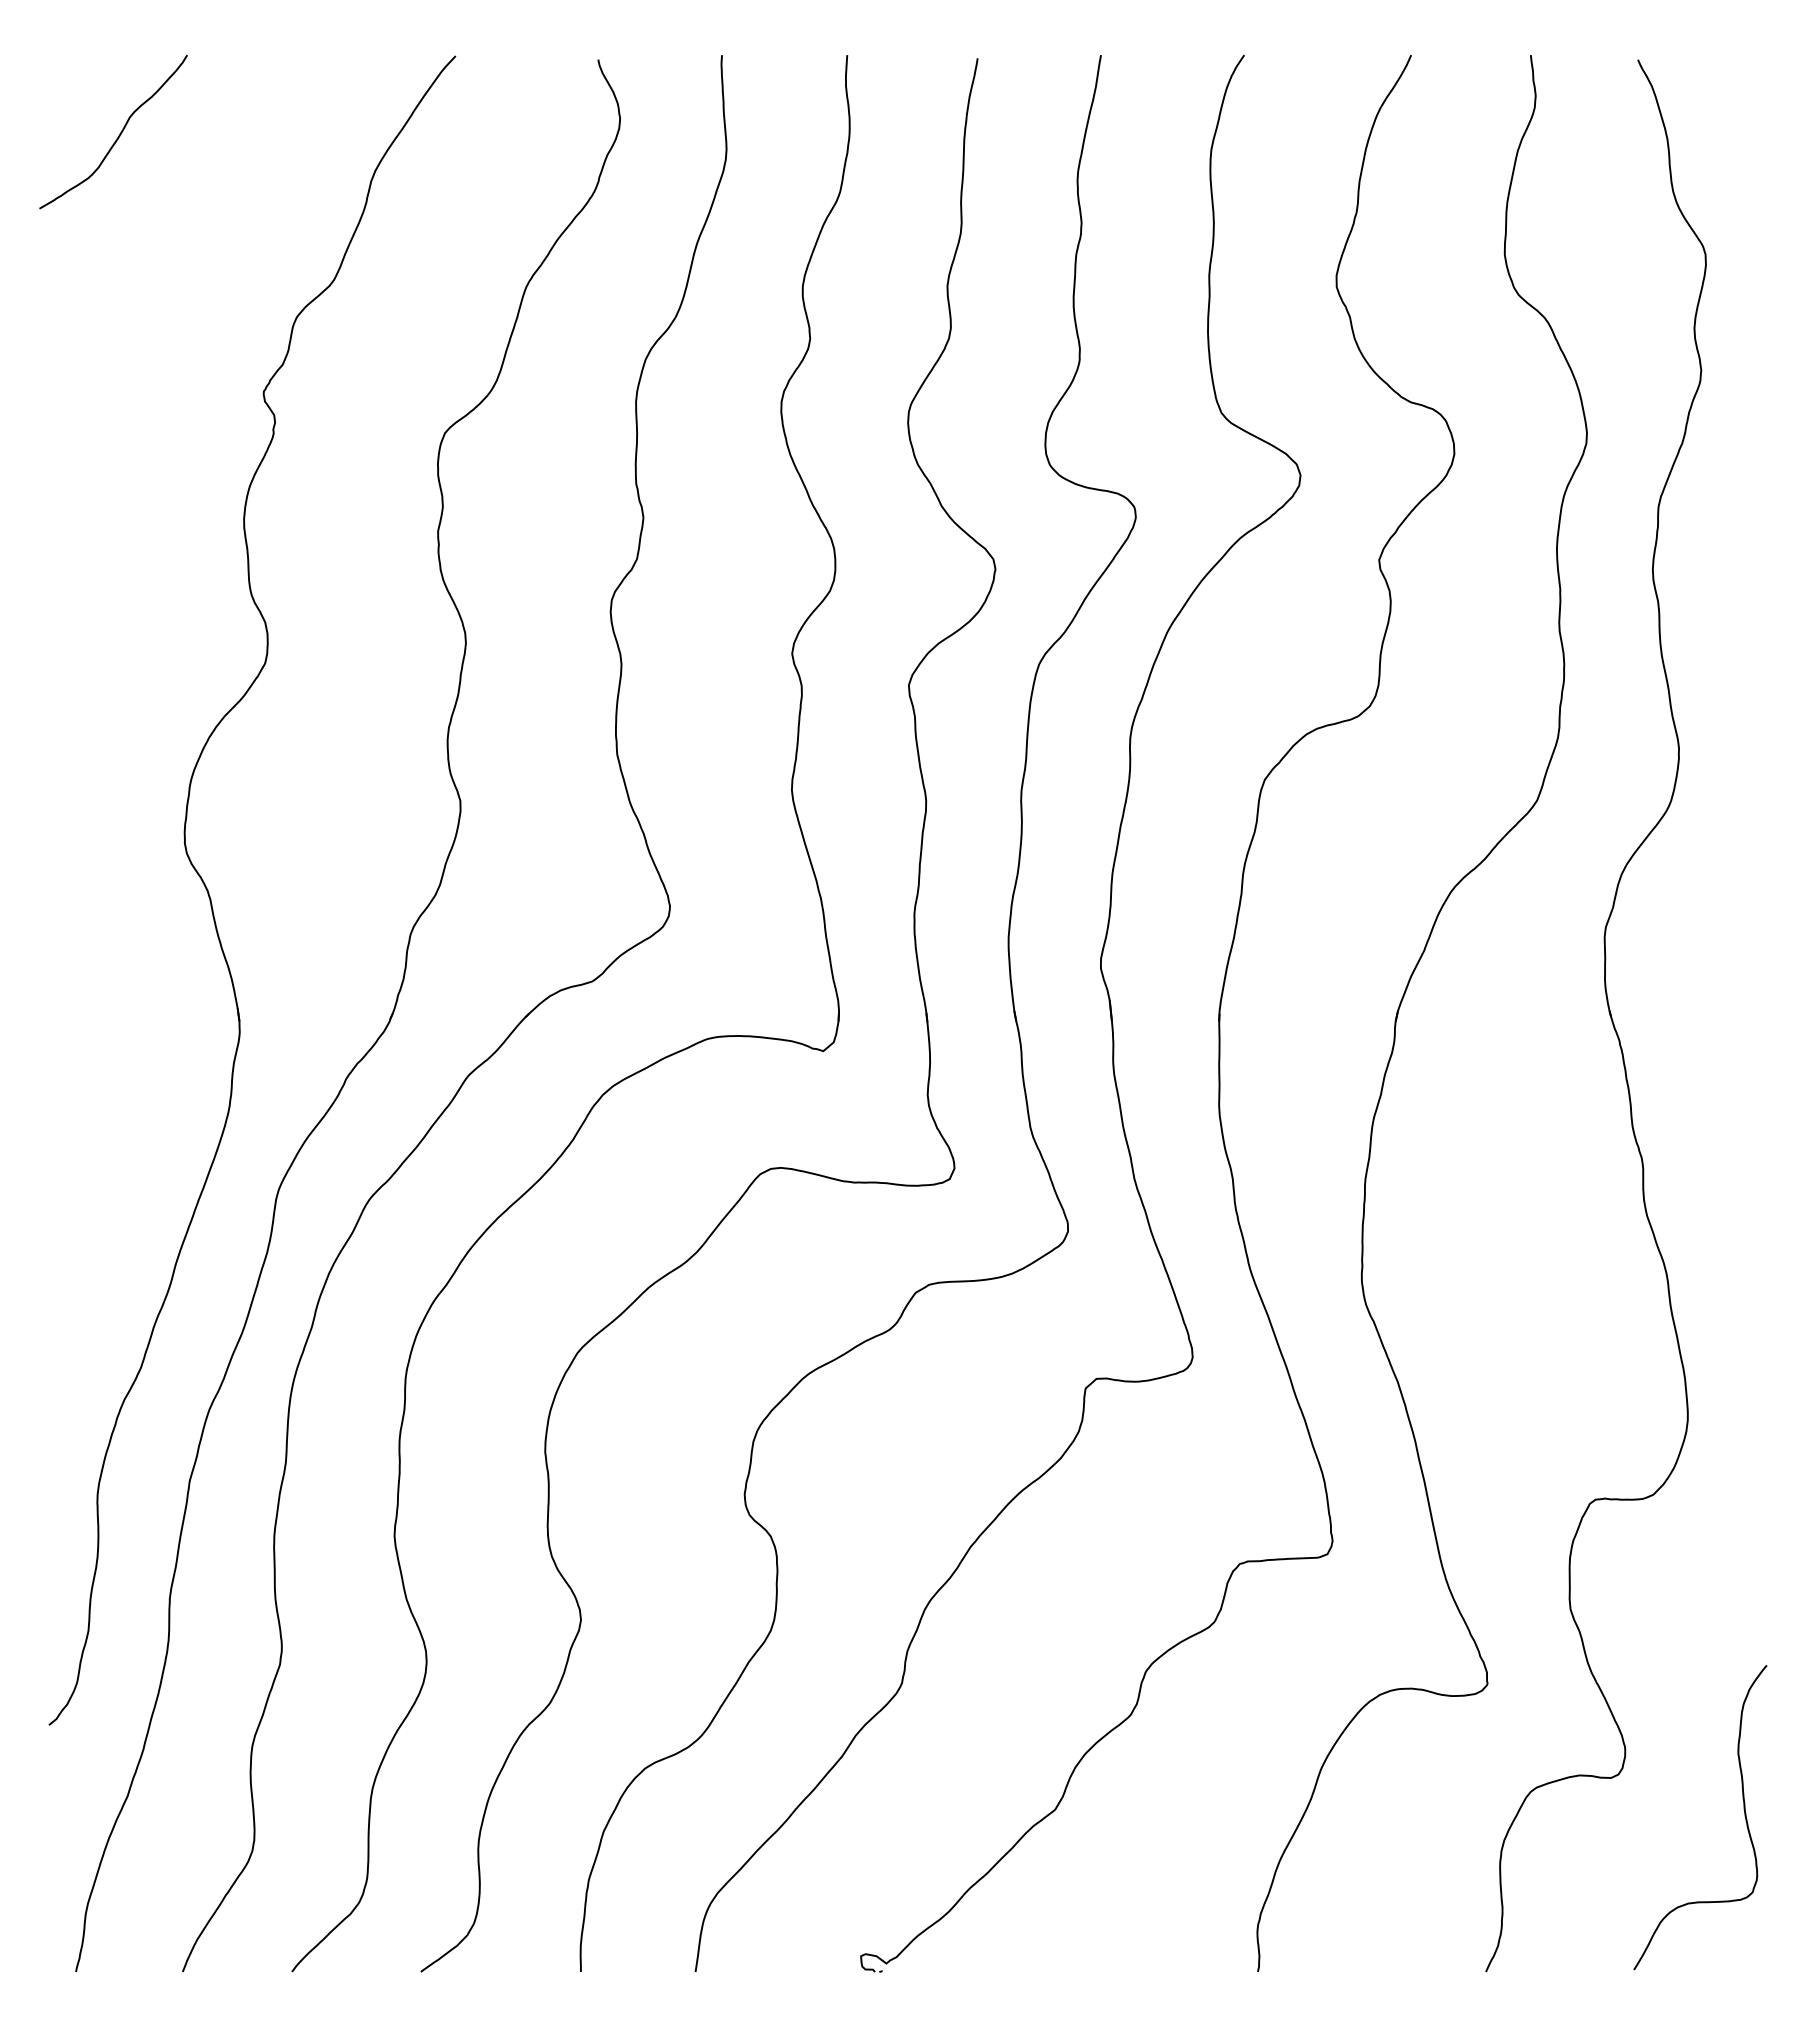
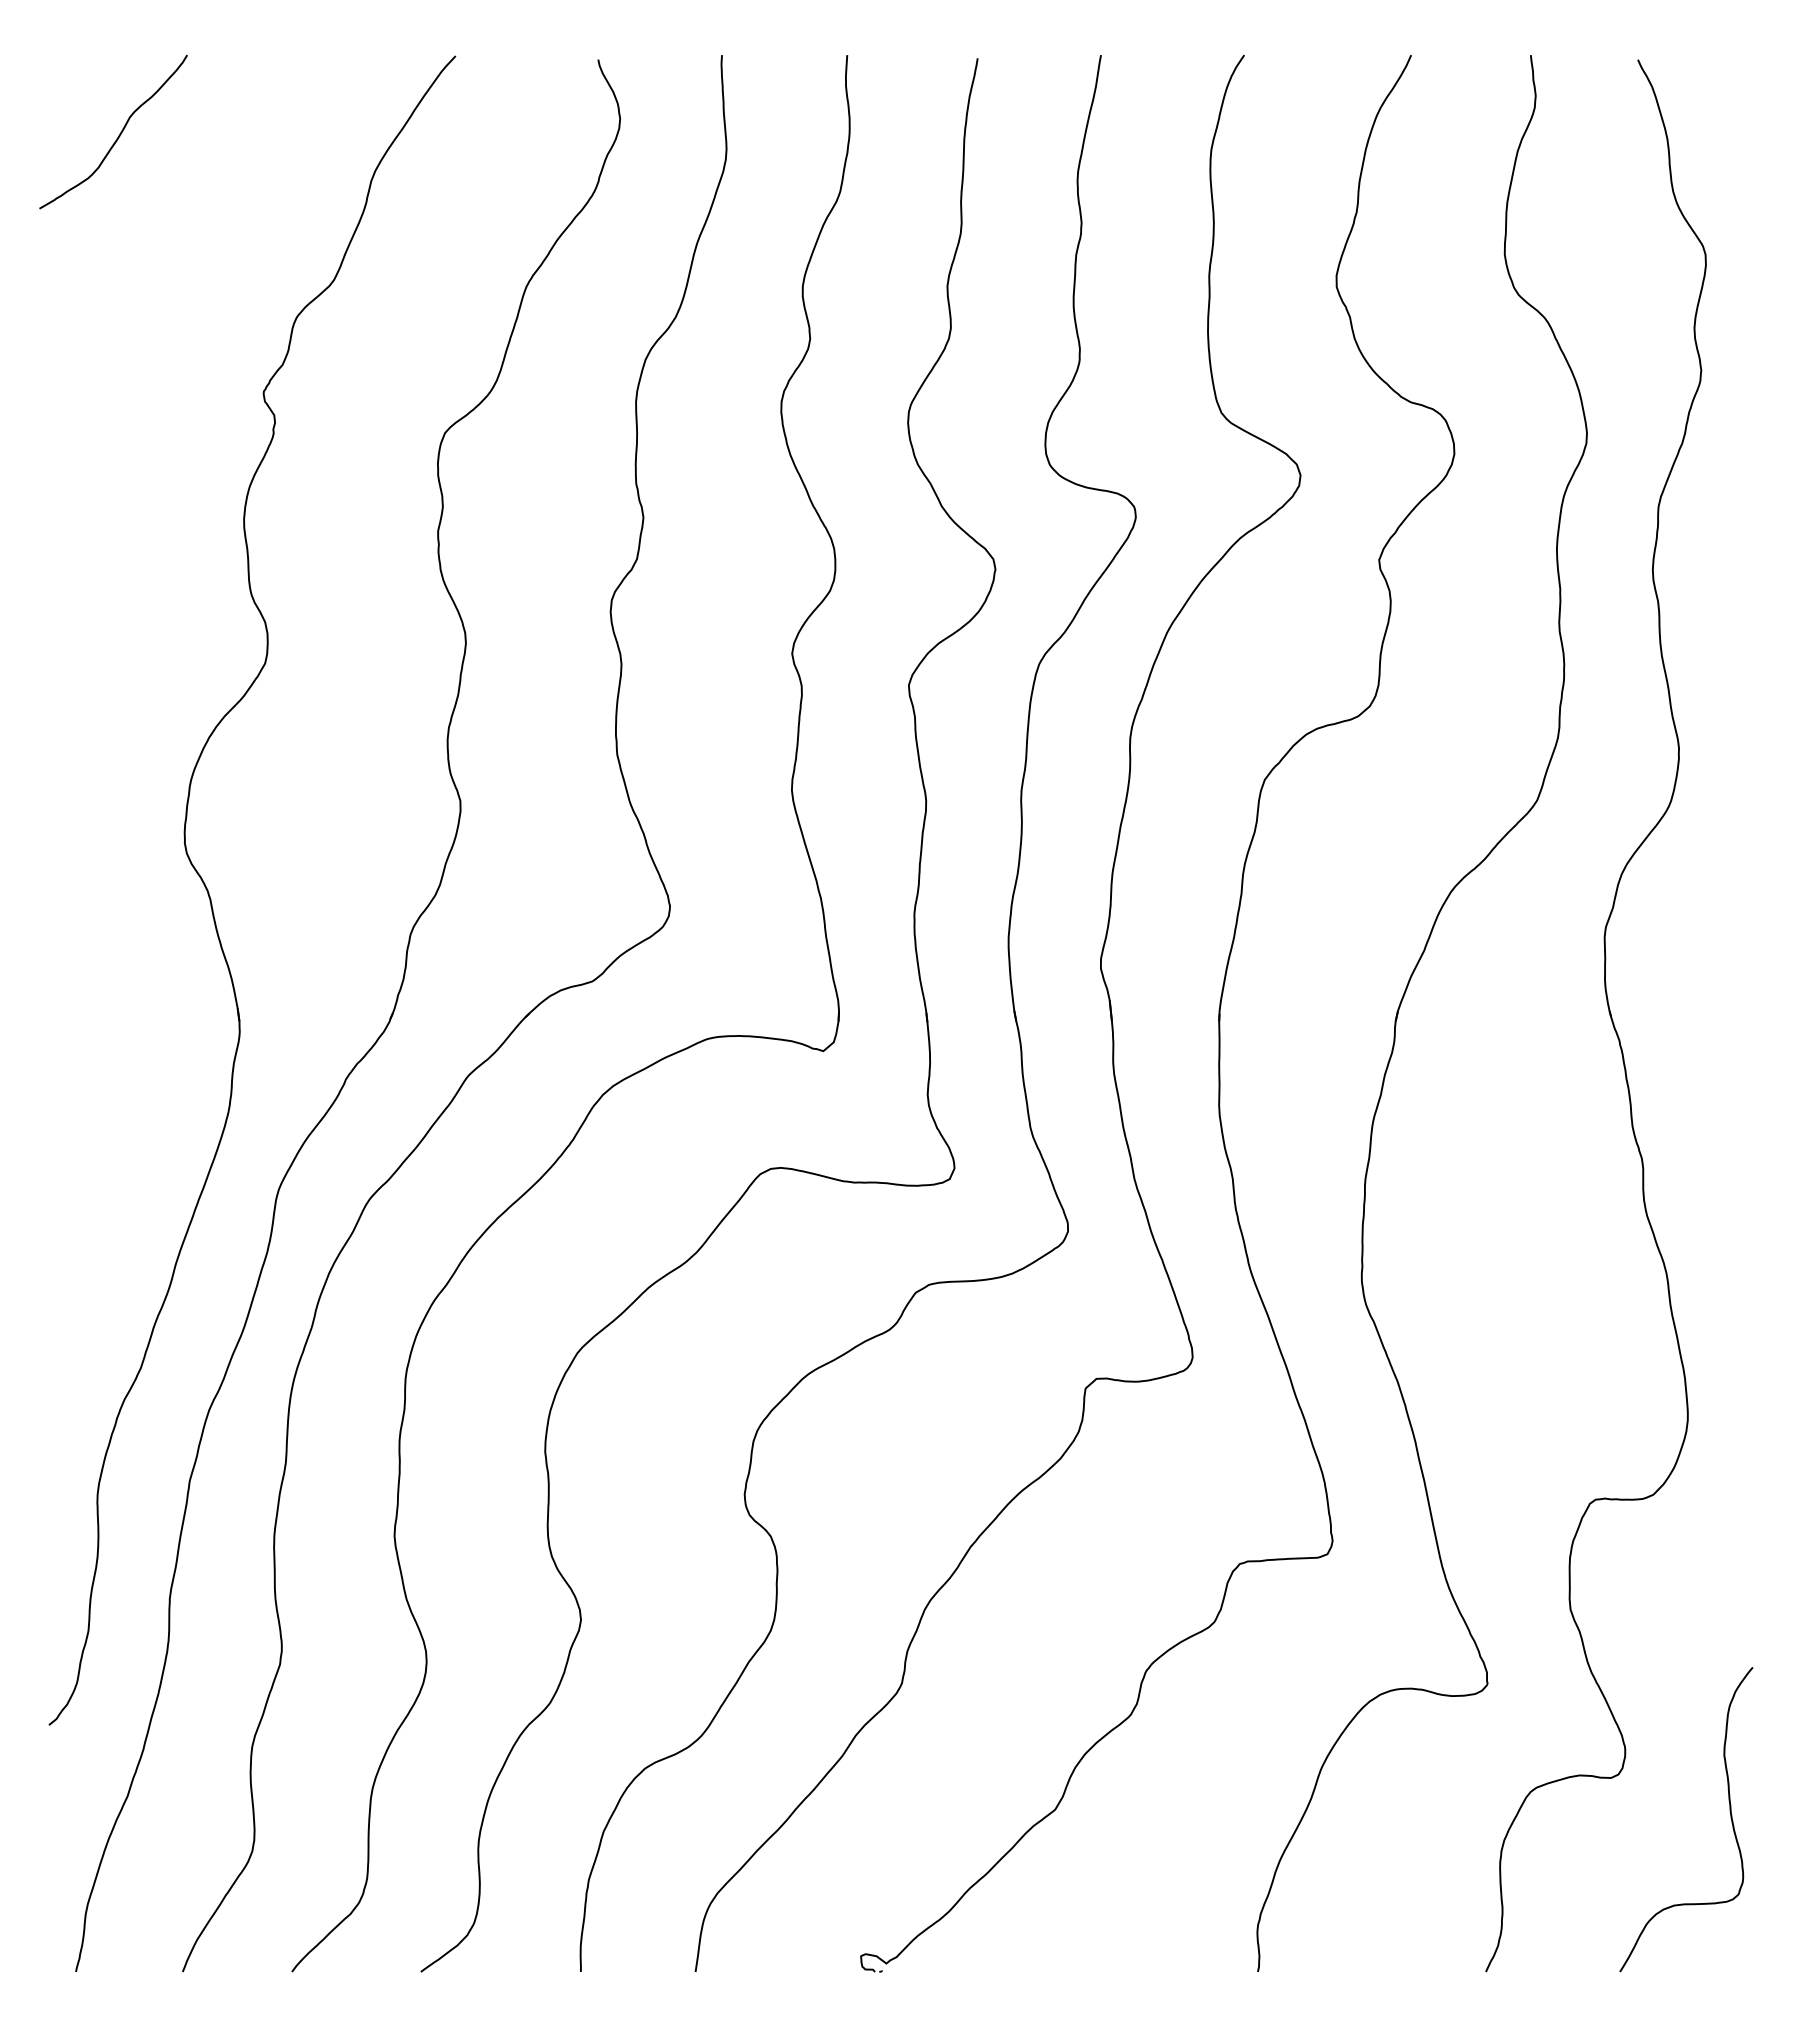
curve position: (1743, 1809) -> (1729, 1811) (1729, 1811)
